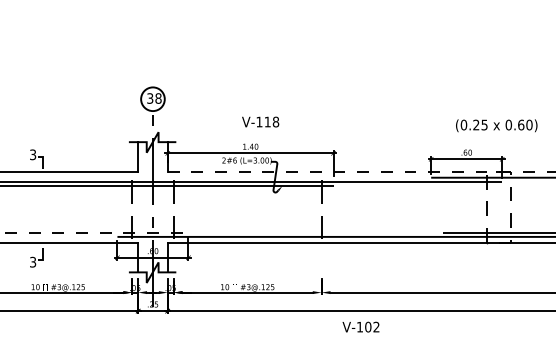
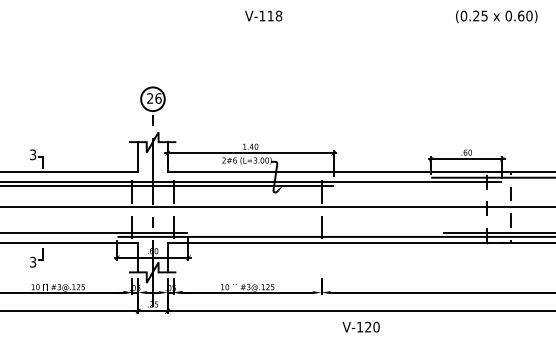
text: 38 -> 26 (154, 98)
text position: (260, 121) -> (263, 15) (263, 15)
text position: (496, 125) -> (496, 16) (496, 16)
line: dashed -> solid (361, 171)
line: none -> present (277, 207)
line: dashed -> solid (94, 232)
text: V-102 -> V-120 (372, 326)
